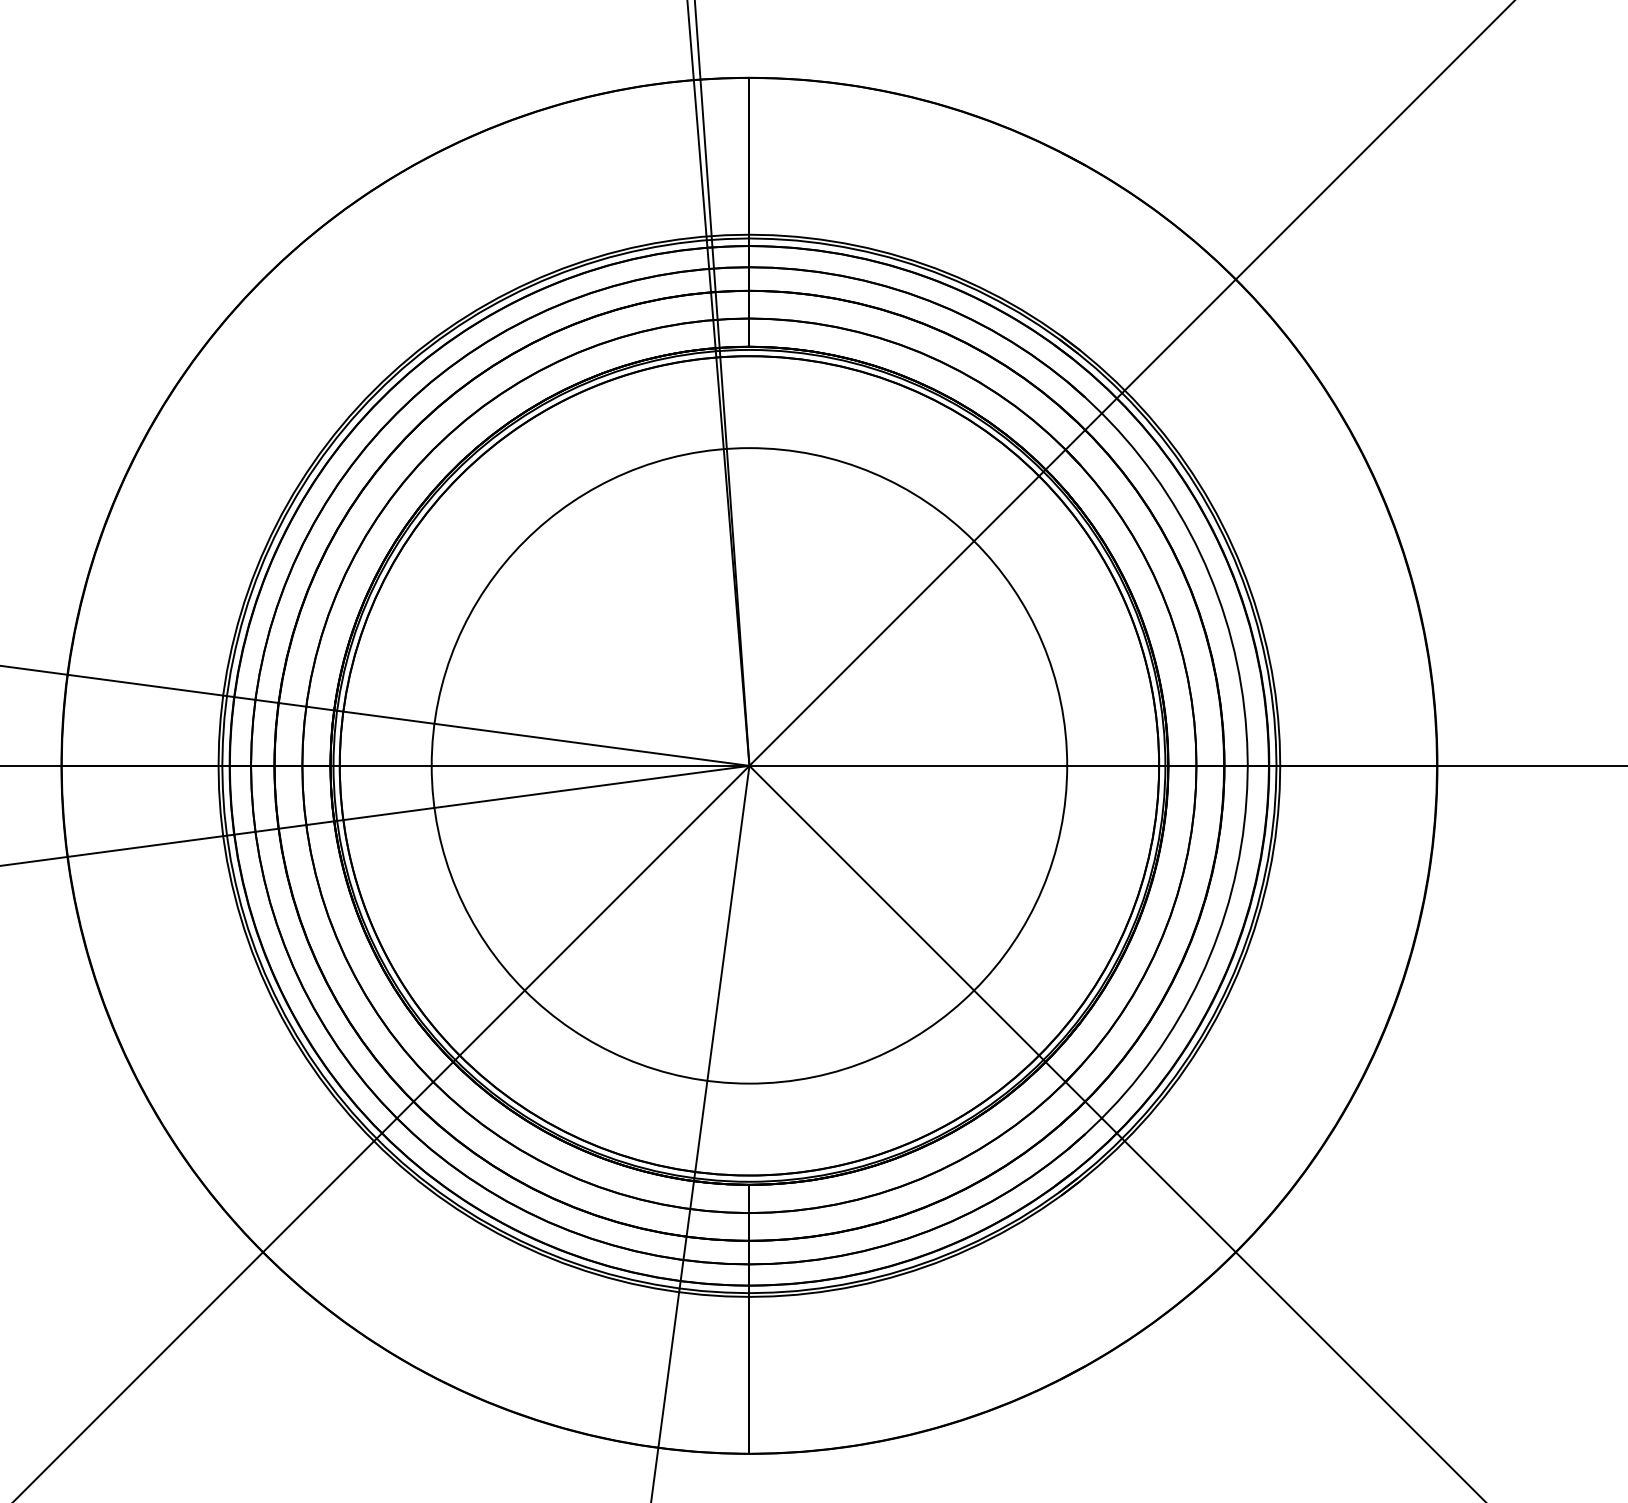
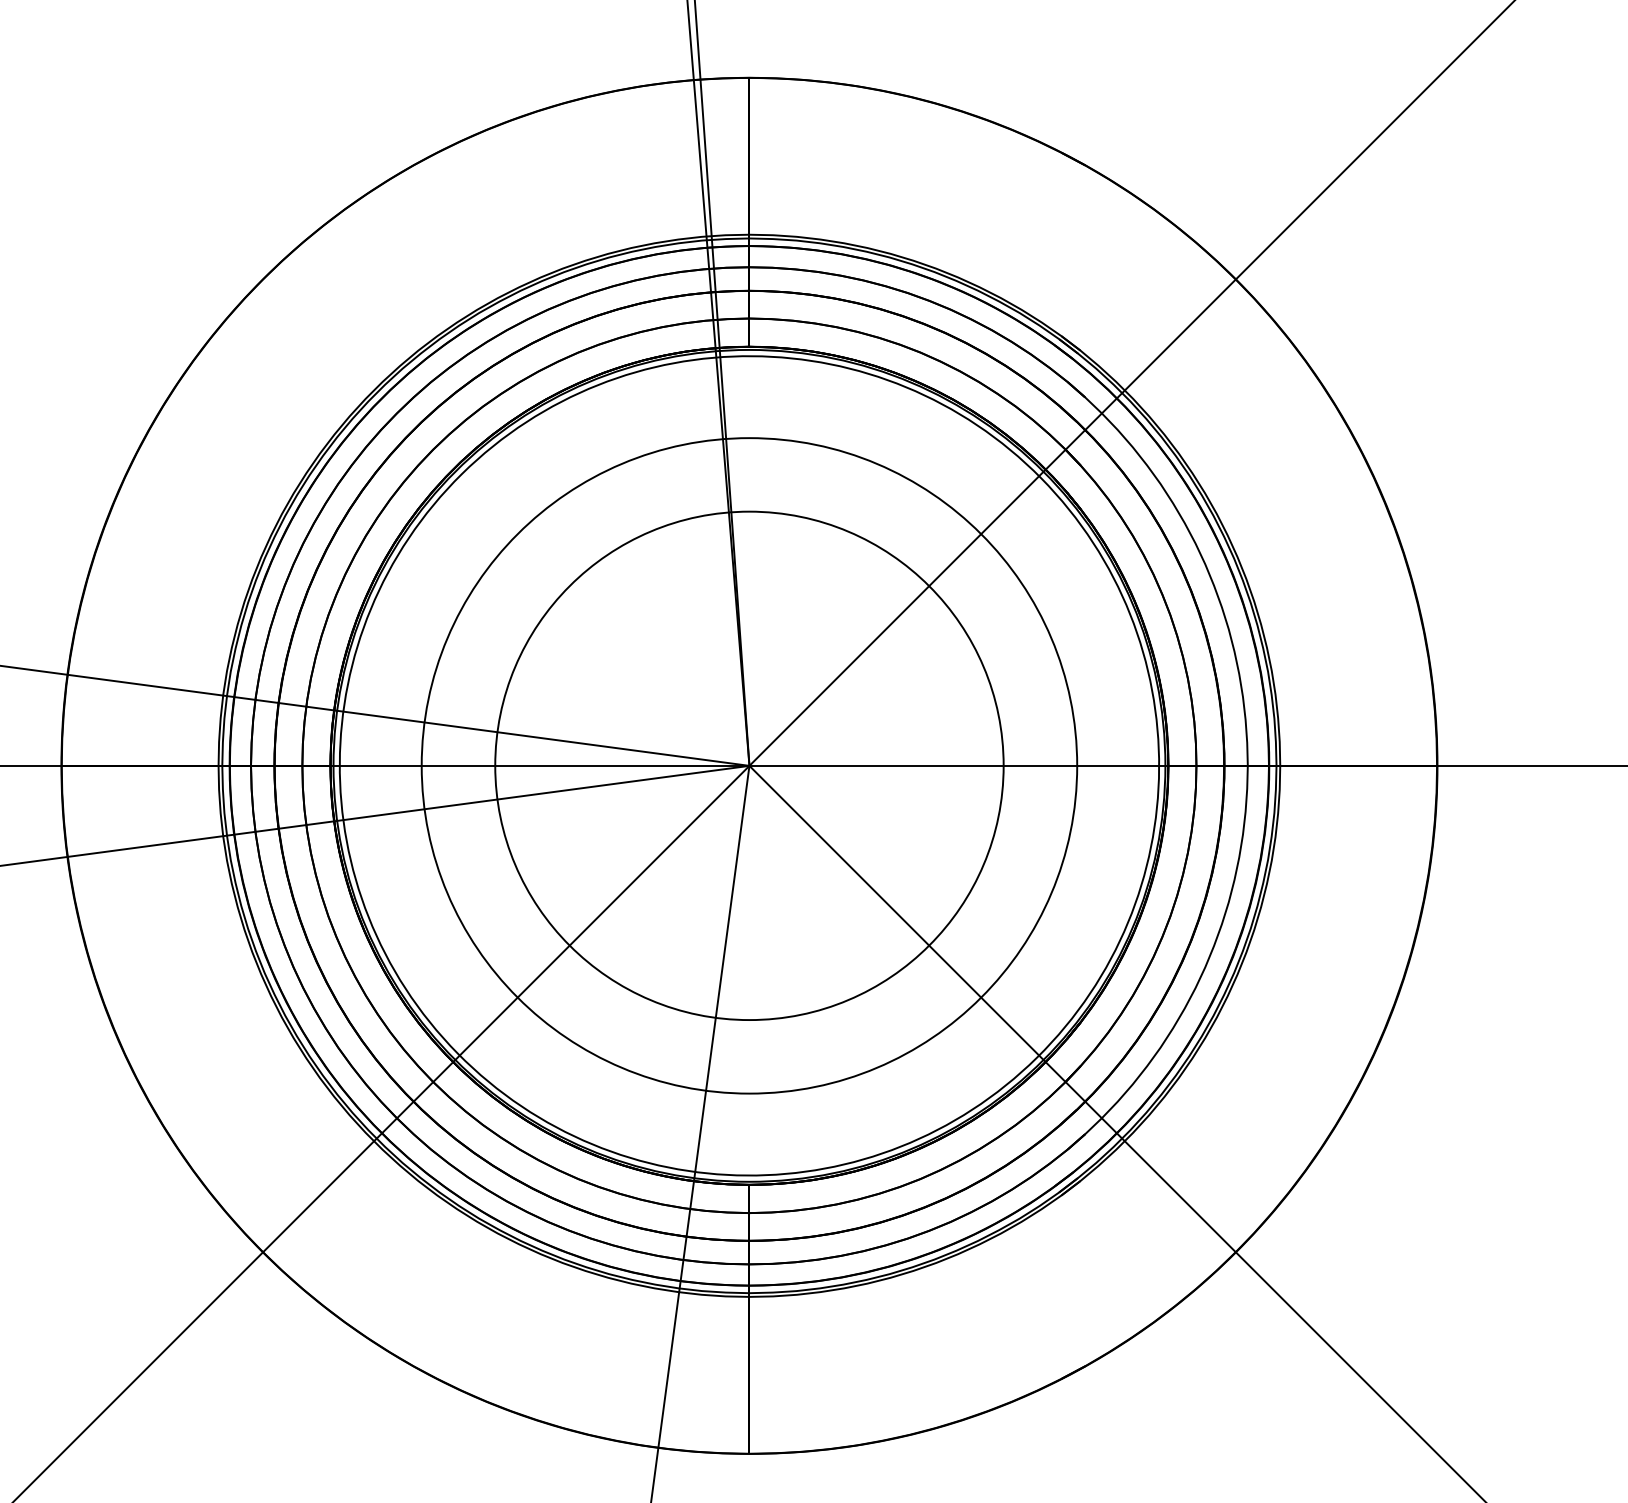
circle diameter: 636 px -> 508 px (749, 765)
circle diameter: 819 px -> 655 px (749, 765)
